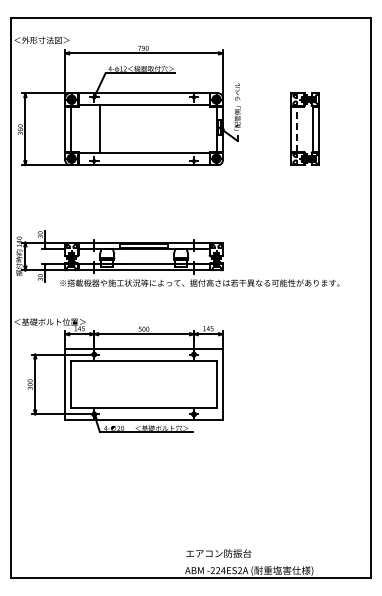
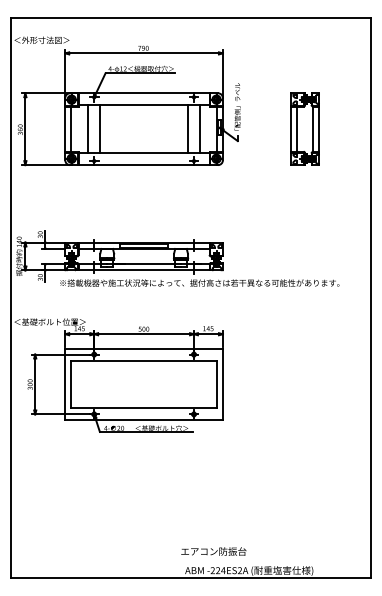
line: none -> present (88, 129)
line: none -> present (188, 129)
line: none -> present (199, 129)
line: dashed -> solid (297, 129)
text position: (218, 553) -> (213, 551) (213, 551)
